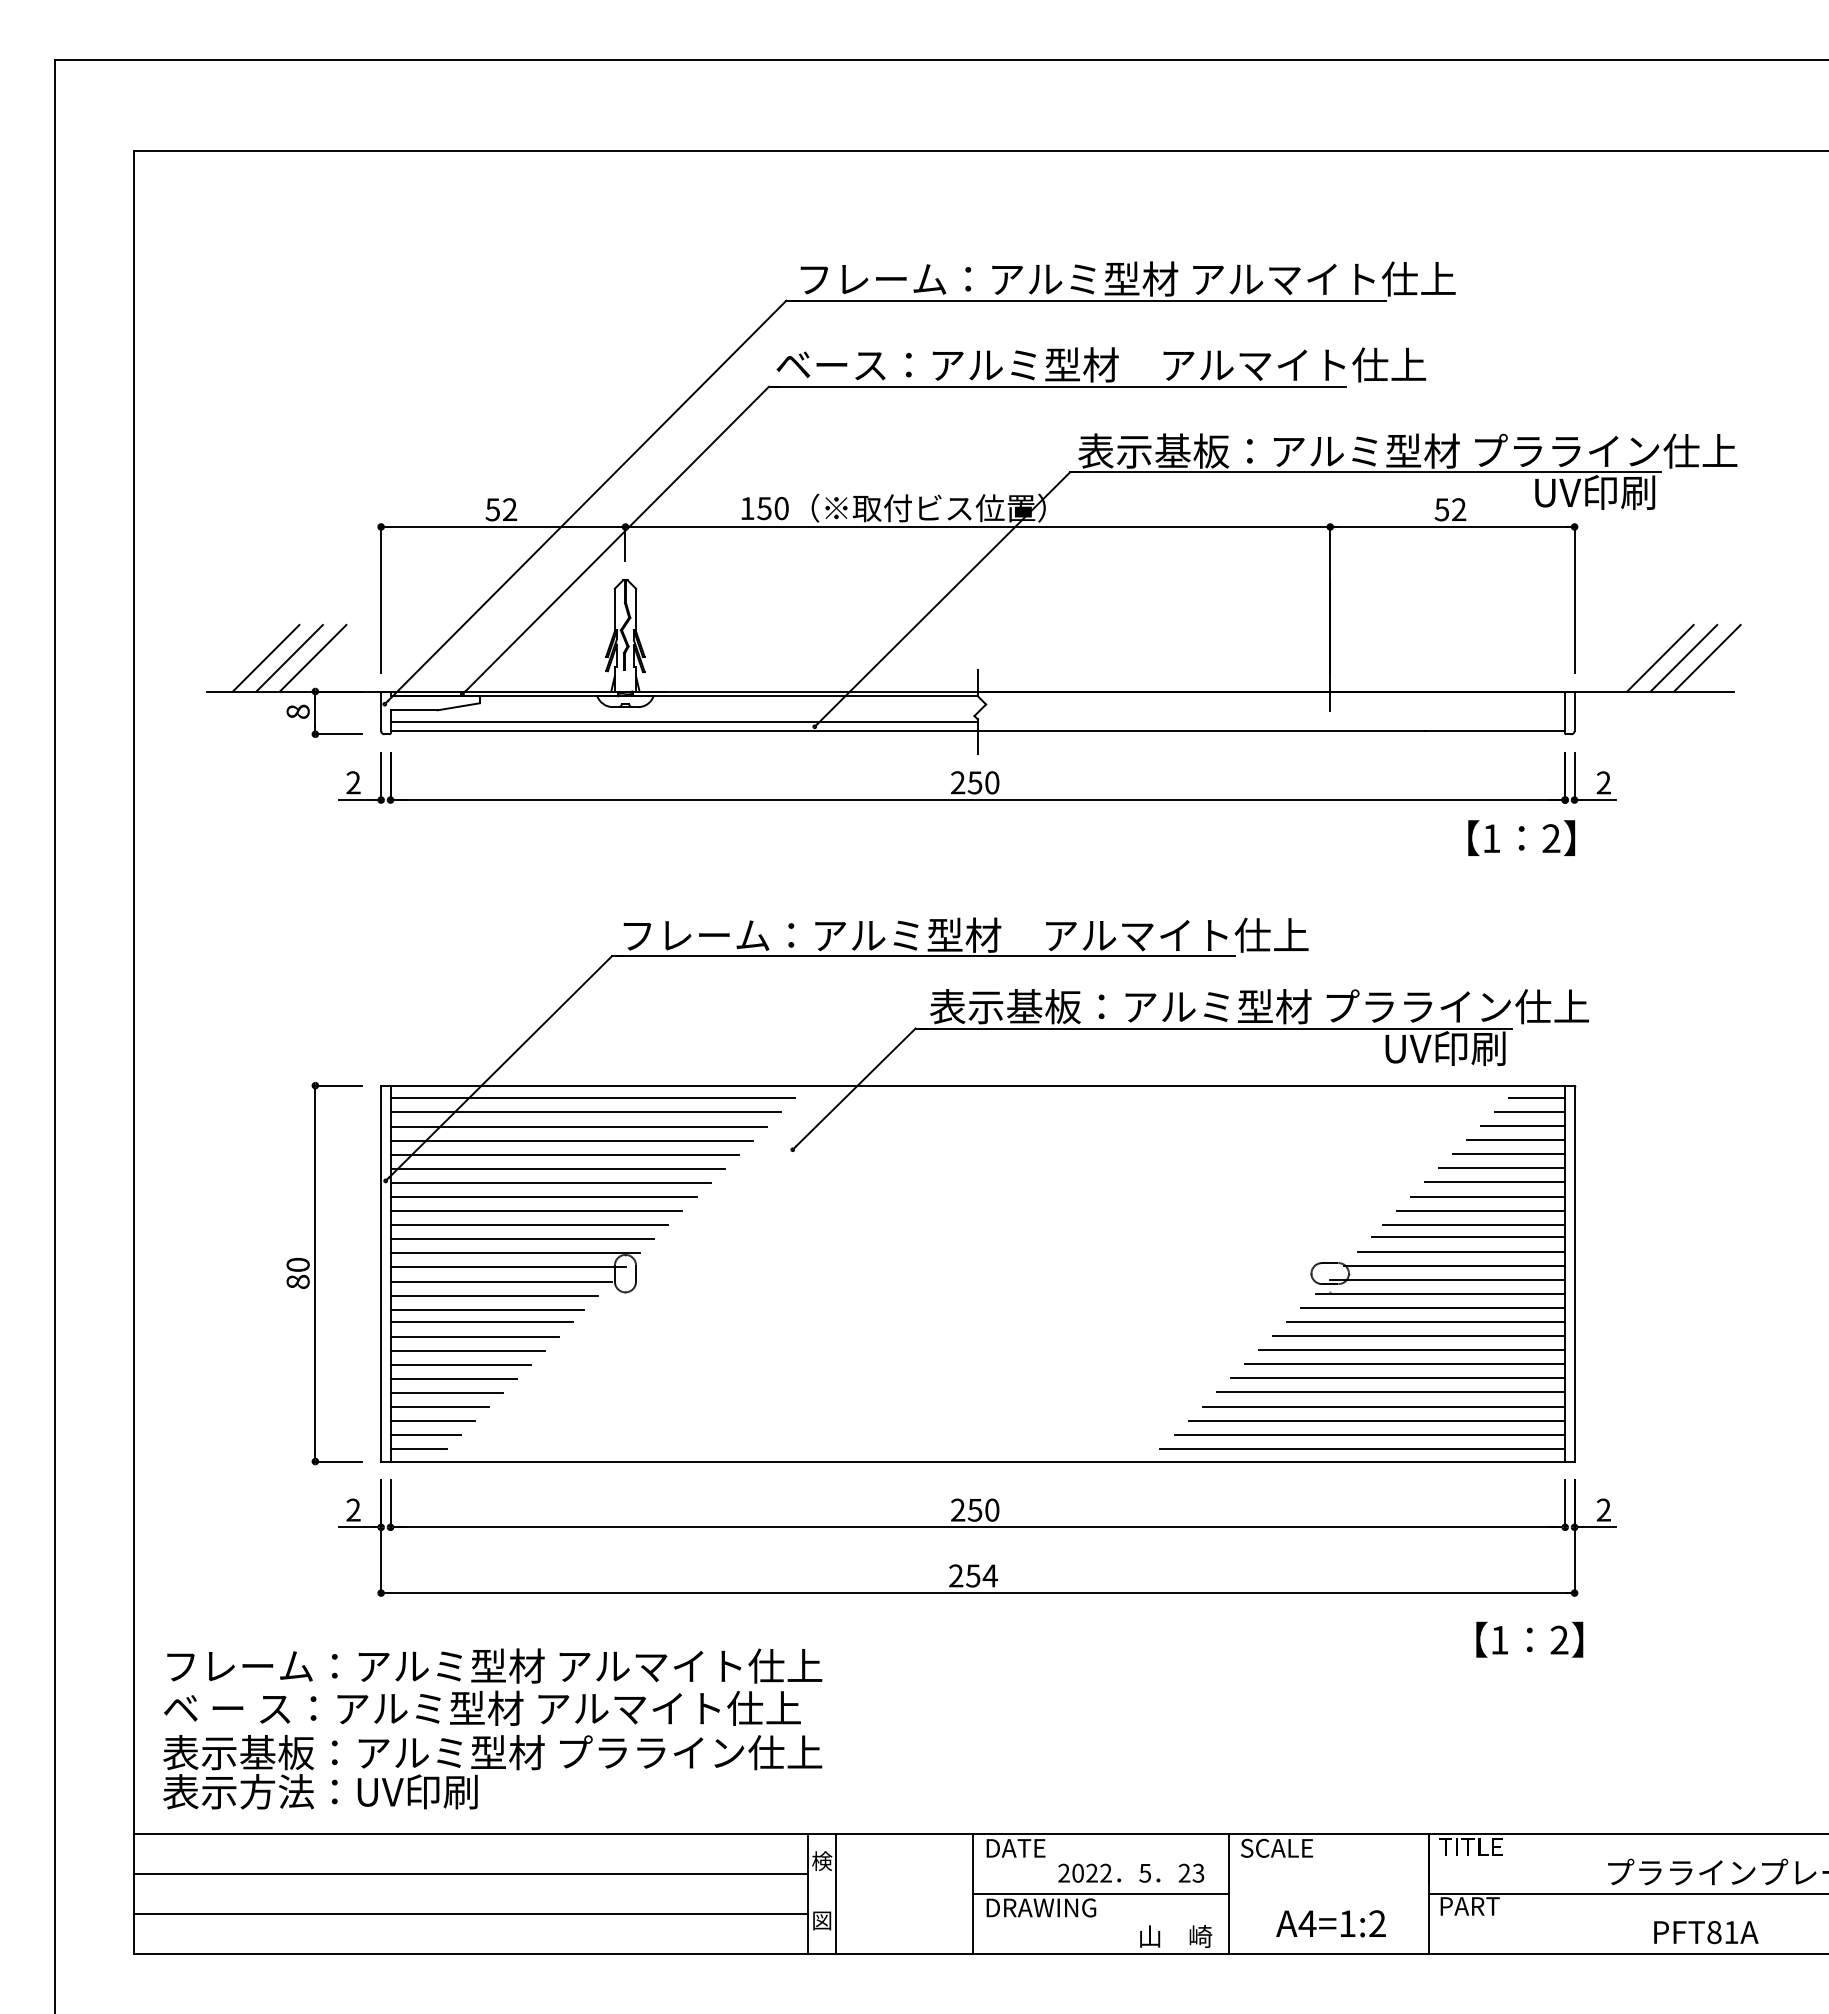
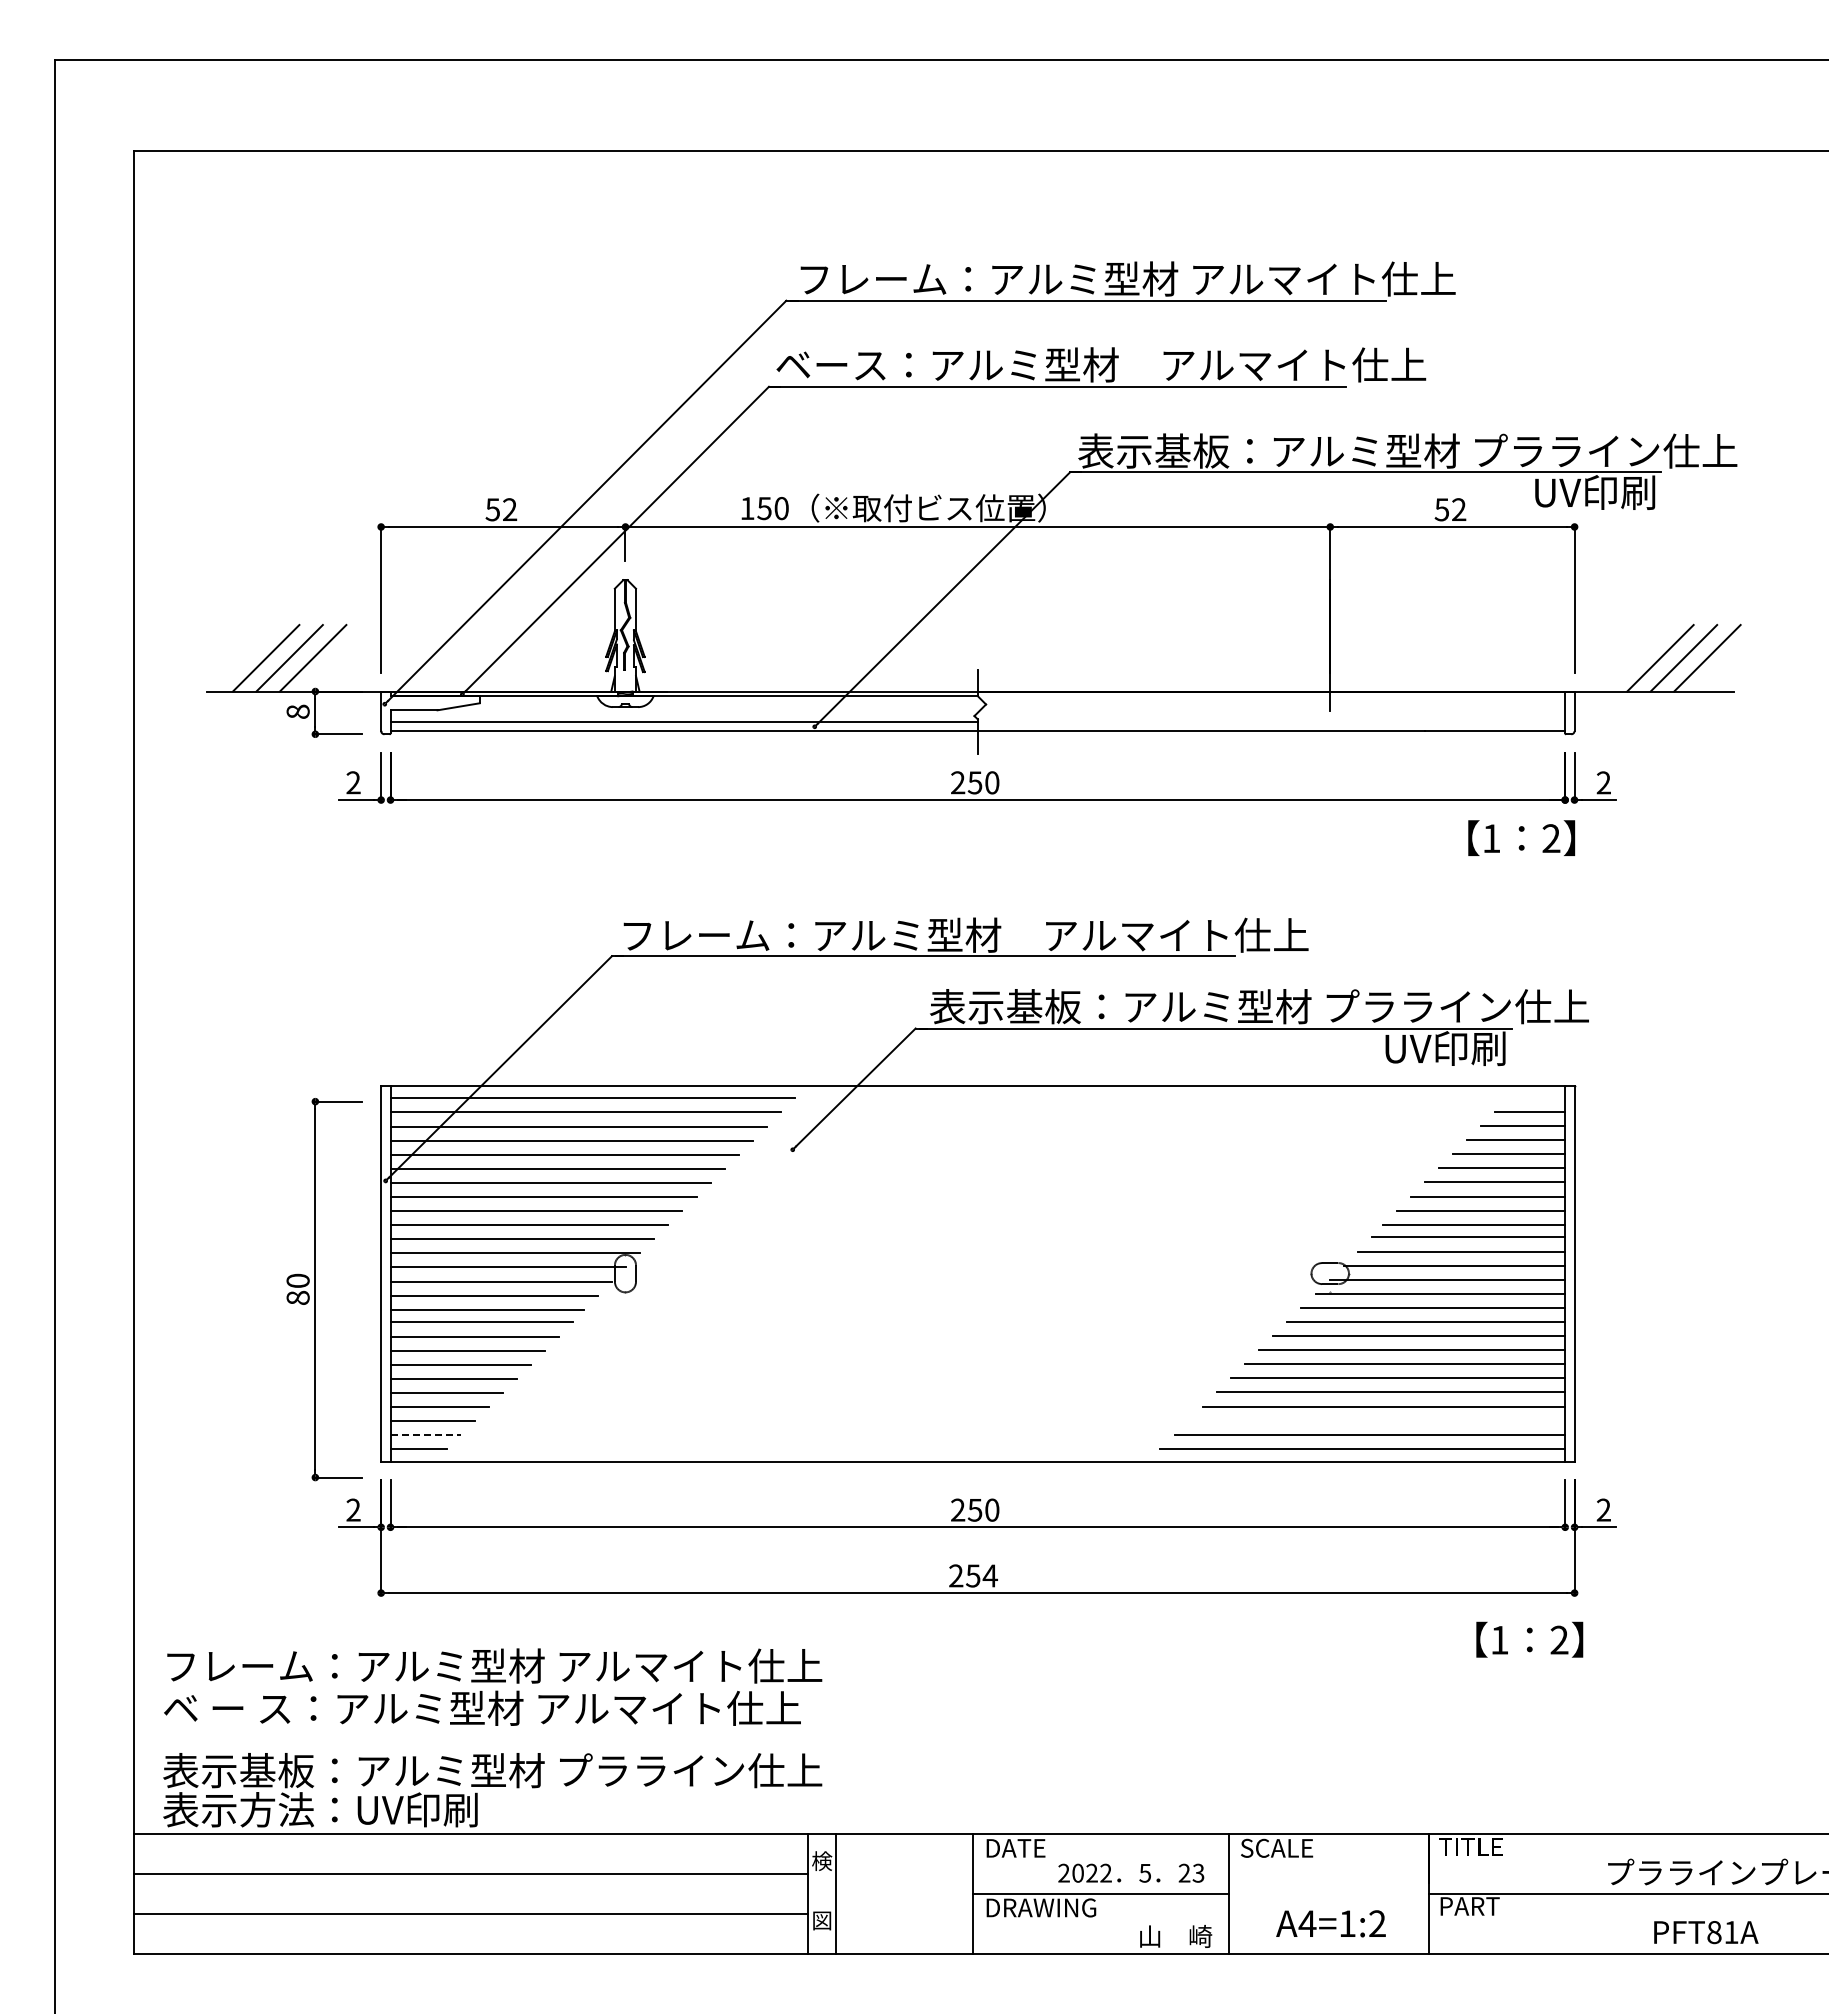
line: present -> none (1536, 1097)
part position: (315, 1273) -> (315, 1289) (315, 1289)
line: present -> none (1376, 1420)
line: solid -> dashed (426, 1435)
text position: (492, 1772) -> (492, 1790) (492, 1790)
